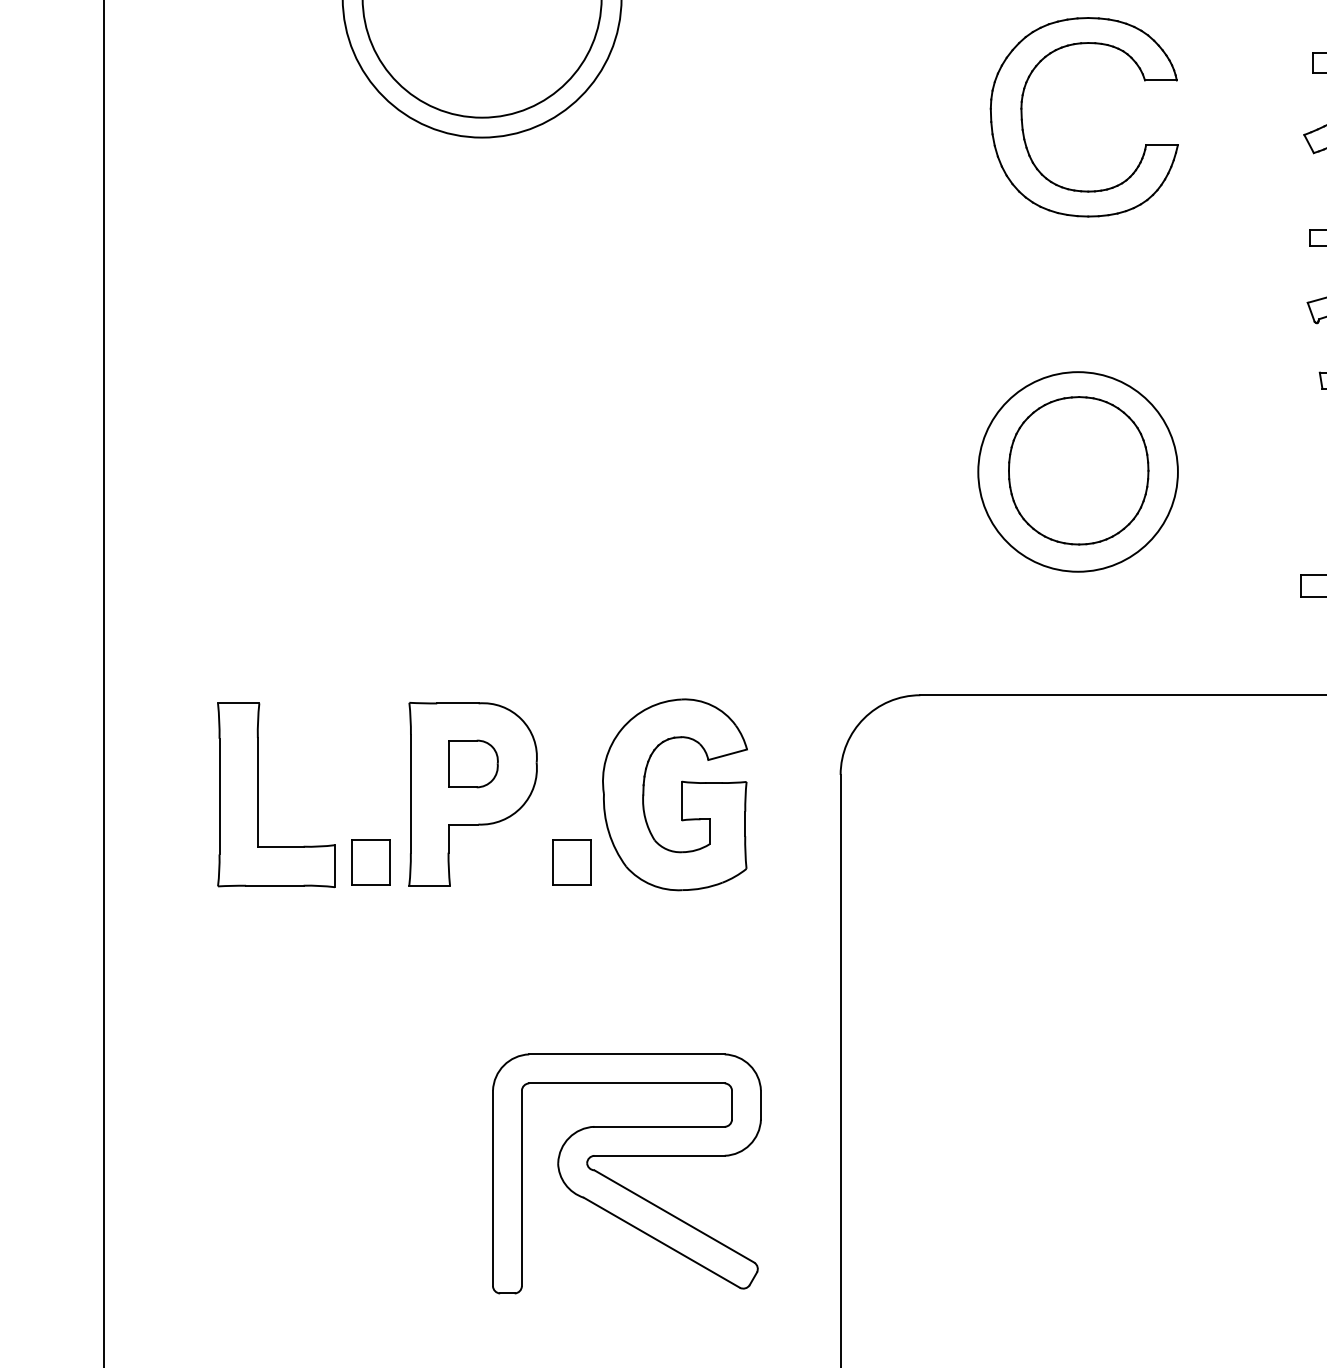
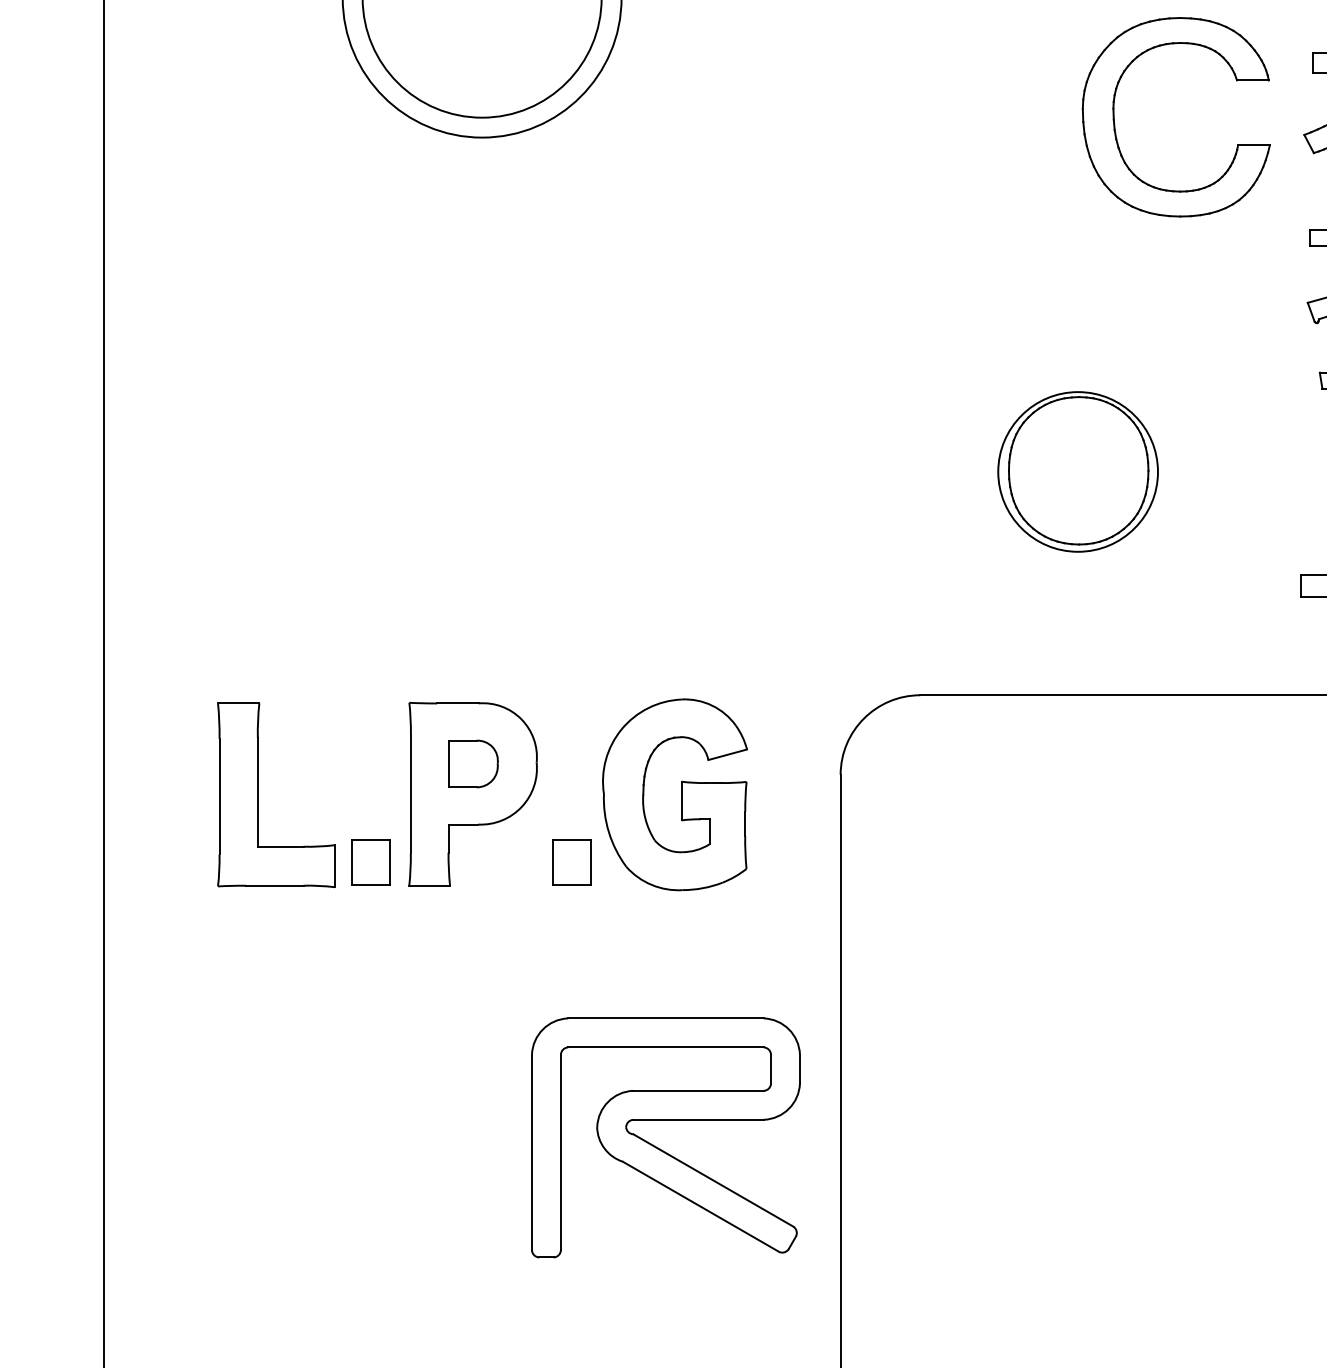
part position: (1023, 124) -> (1115, 124) (1115, 124)
circle diameter: 200 px -> 160 px (1077, 471)
part position: (621, 1184) -> (660, 1148) (660, 1148)
